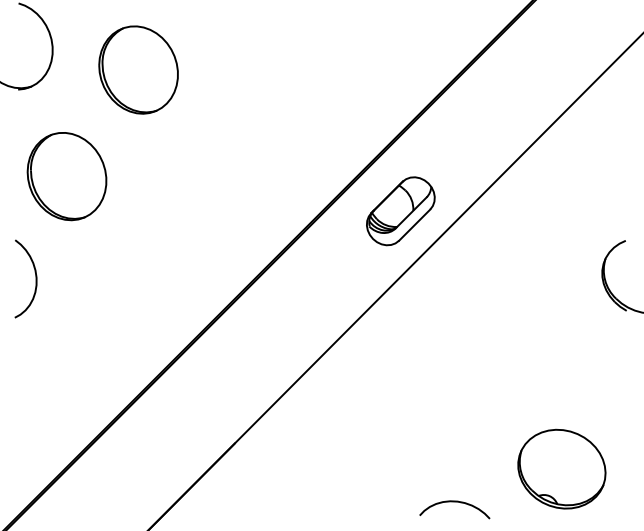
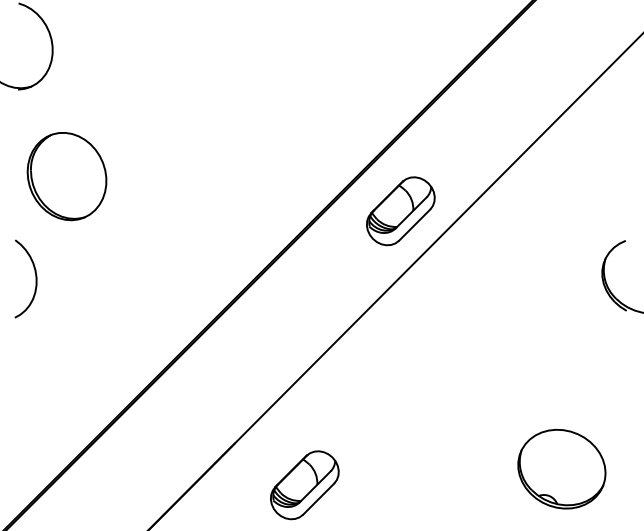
part: present -> none (138, 69)
part: none -> present (304, 485)
curve: present -> none (454, 502)
